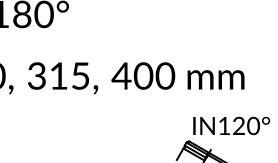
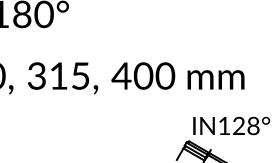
text: IN120° -> IN128° (253, 126)
